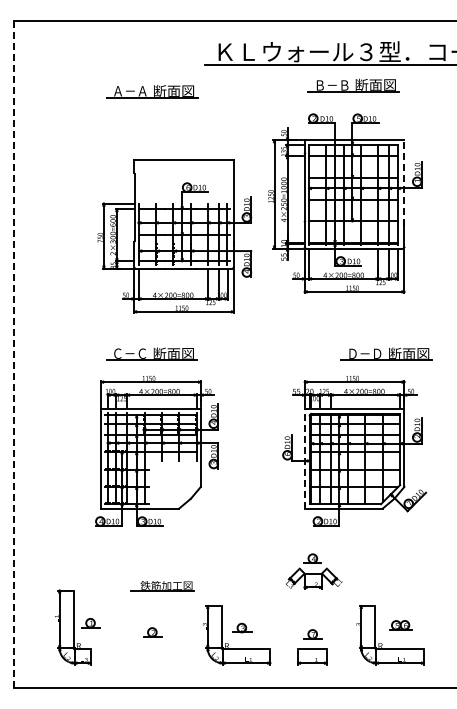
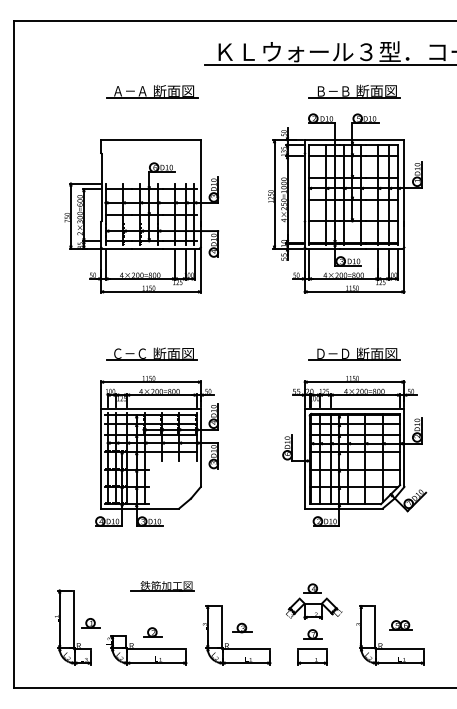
part position: (353, 85) -> (354, 91) (354, 91)
line: dashed -> solid (404, 183)
part position: (174, 236) -> (141, 216) (141, 216)
part position: (386, 353) -> (354, 353) (354, 353)
line: dashed -> solid (13, 354)
line: dashed -> solid (304, 458)
part position: (314, 571) -> (314, 601) (314, 601)
part: none -> present (146, 650)
